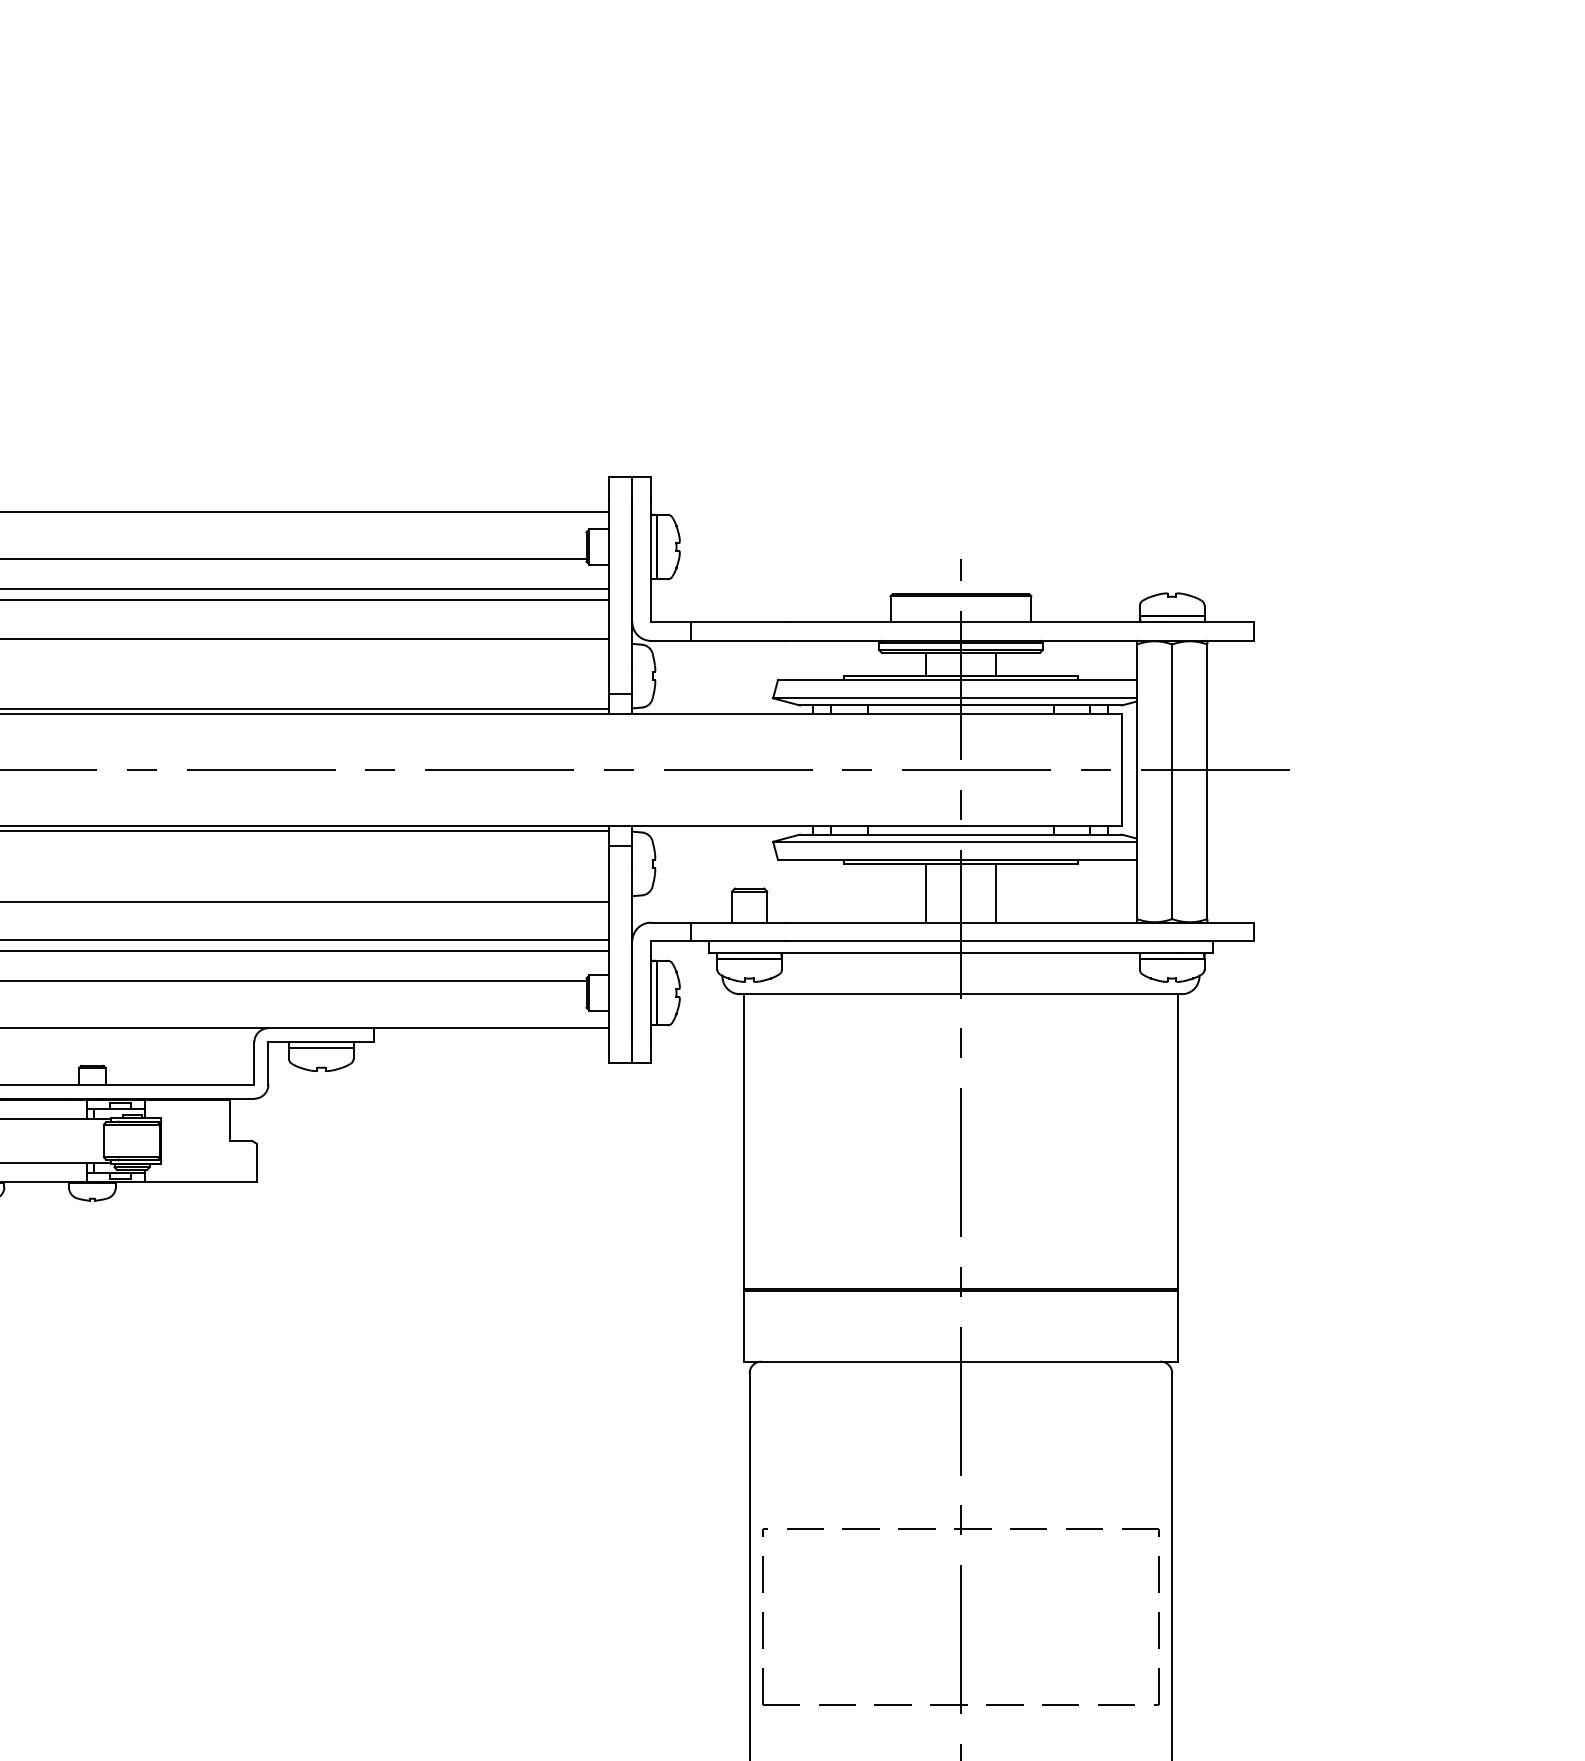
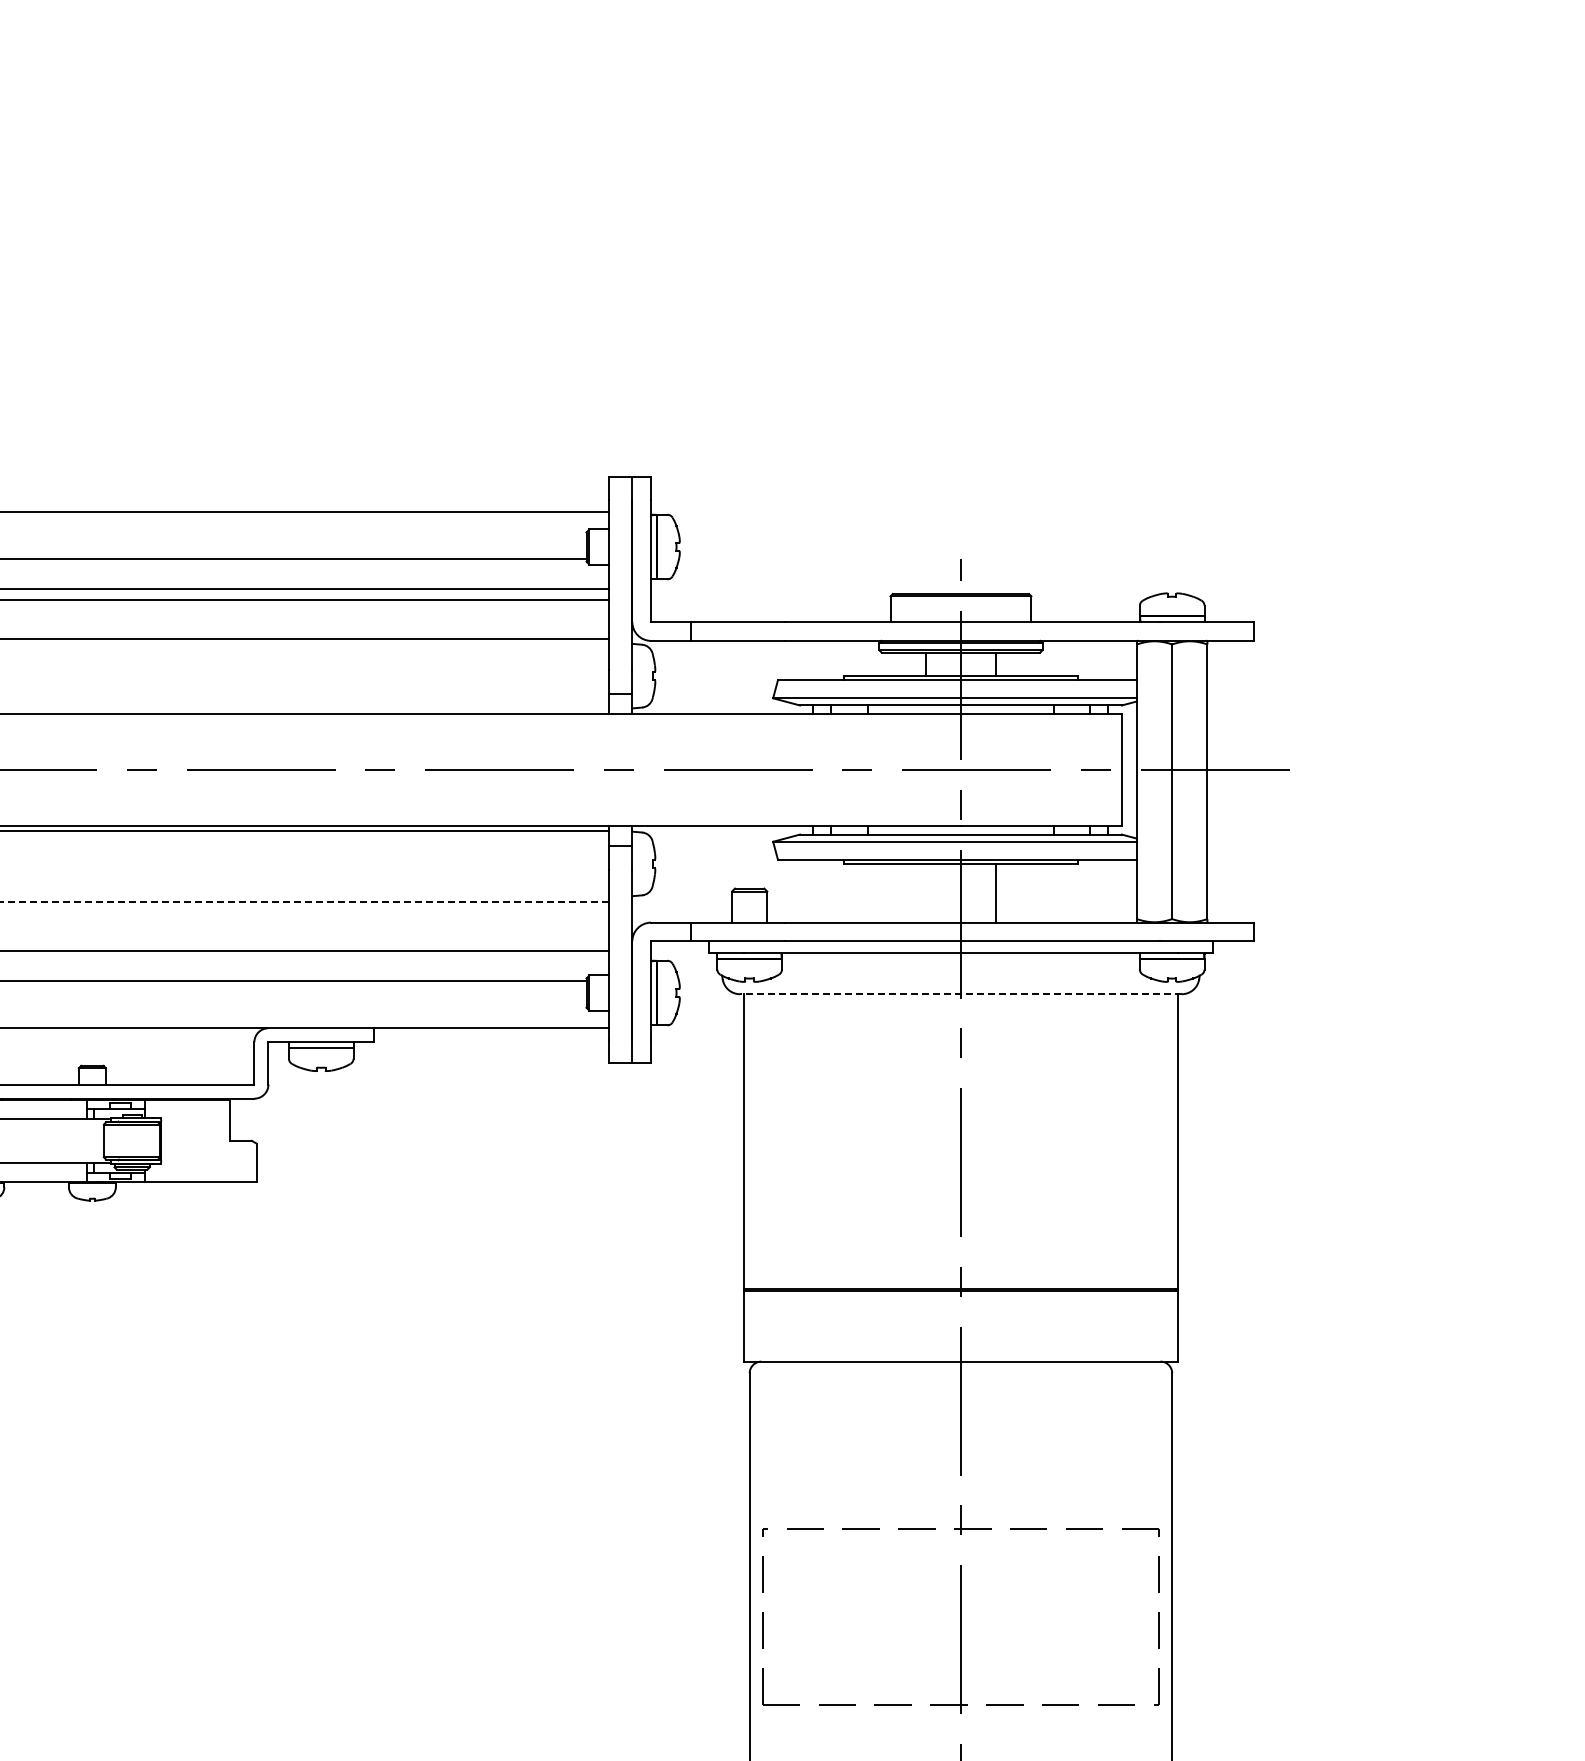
line: present -> none (305, 709)
line: present -> none (925, 892)
line: solid -> dashed (304, 901)
line: present -> none (305, 940)
line: solid -> dashed (960, 994)
